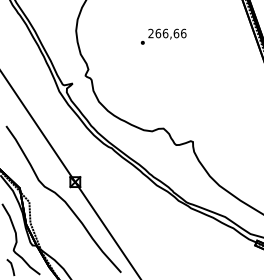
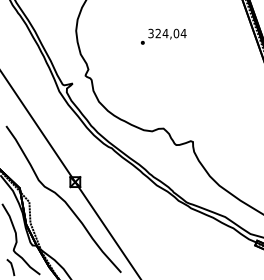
text: 266,66 -> 324,04 (167, 33)
